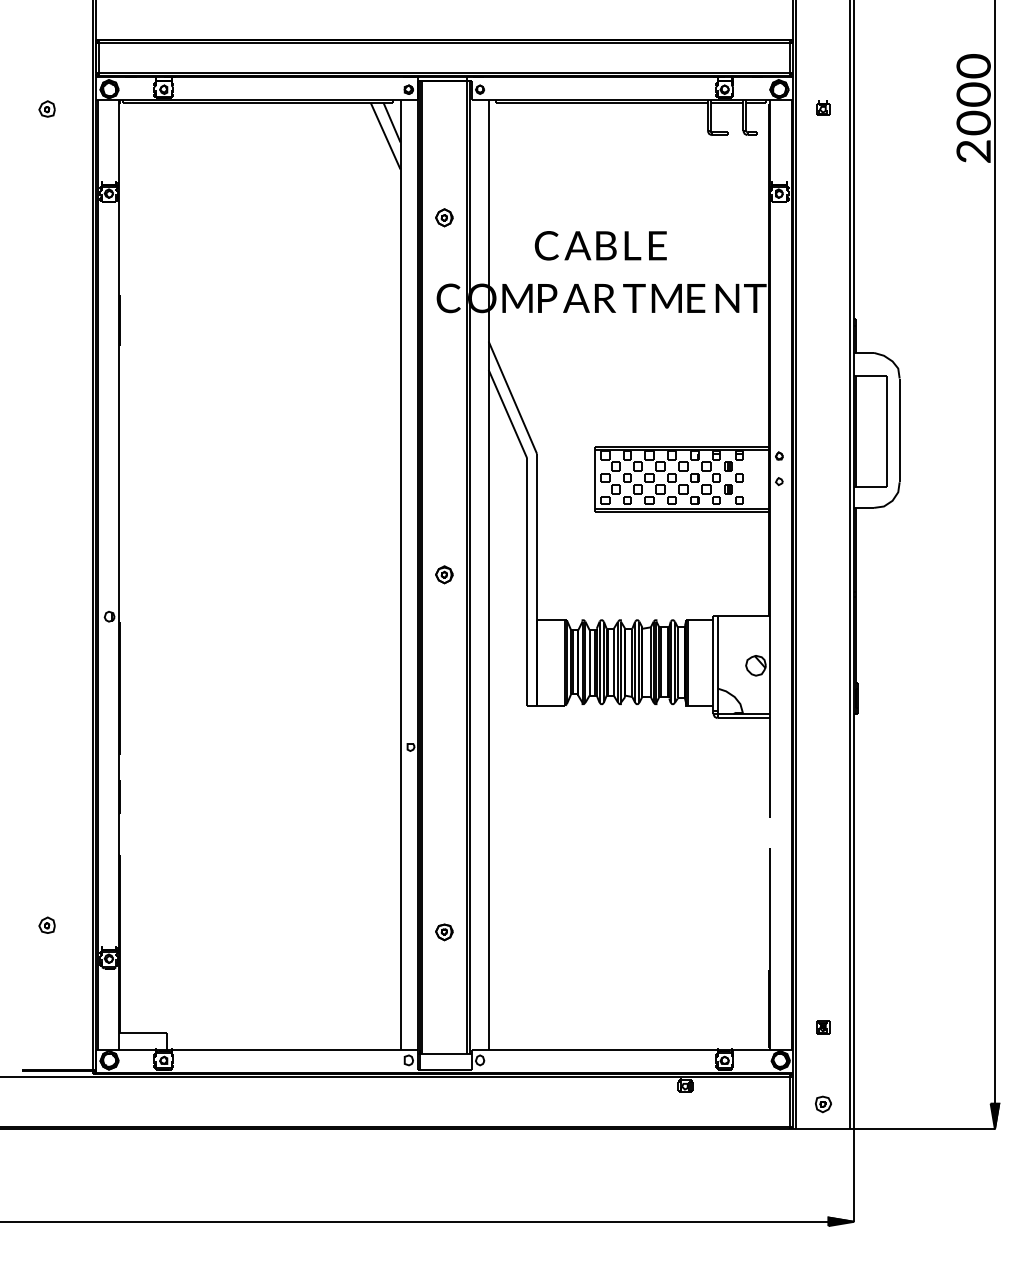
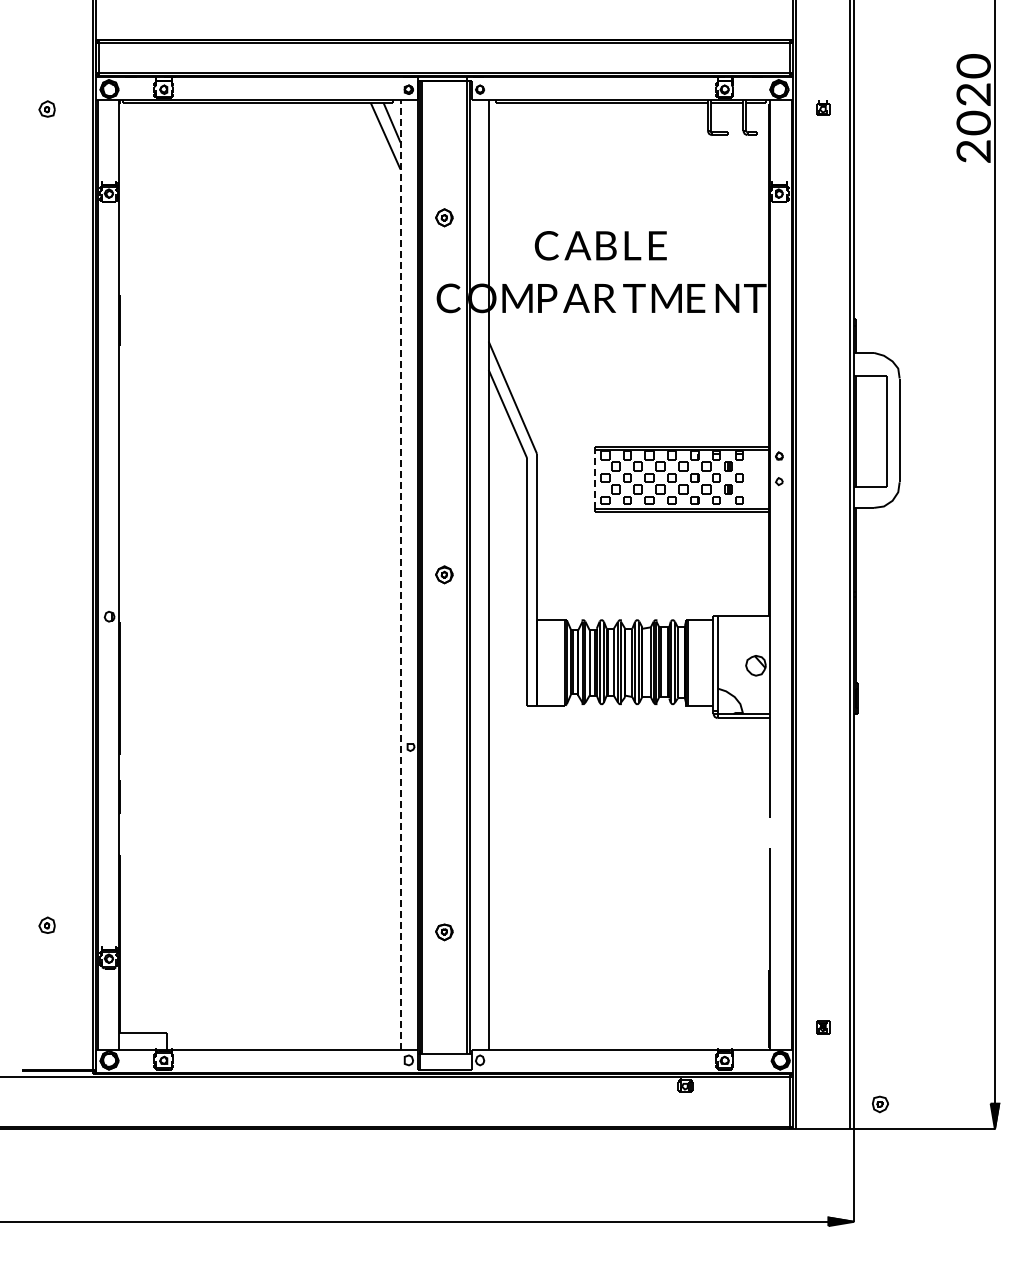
text: 0 -> 2 (973, 94)
line: solid -> dashed (595, 479)
line: solid -> dashed (400, 574)
part position: (823, 1104) -> (880, 1104) (880, 1104)
